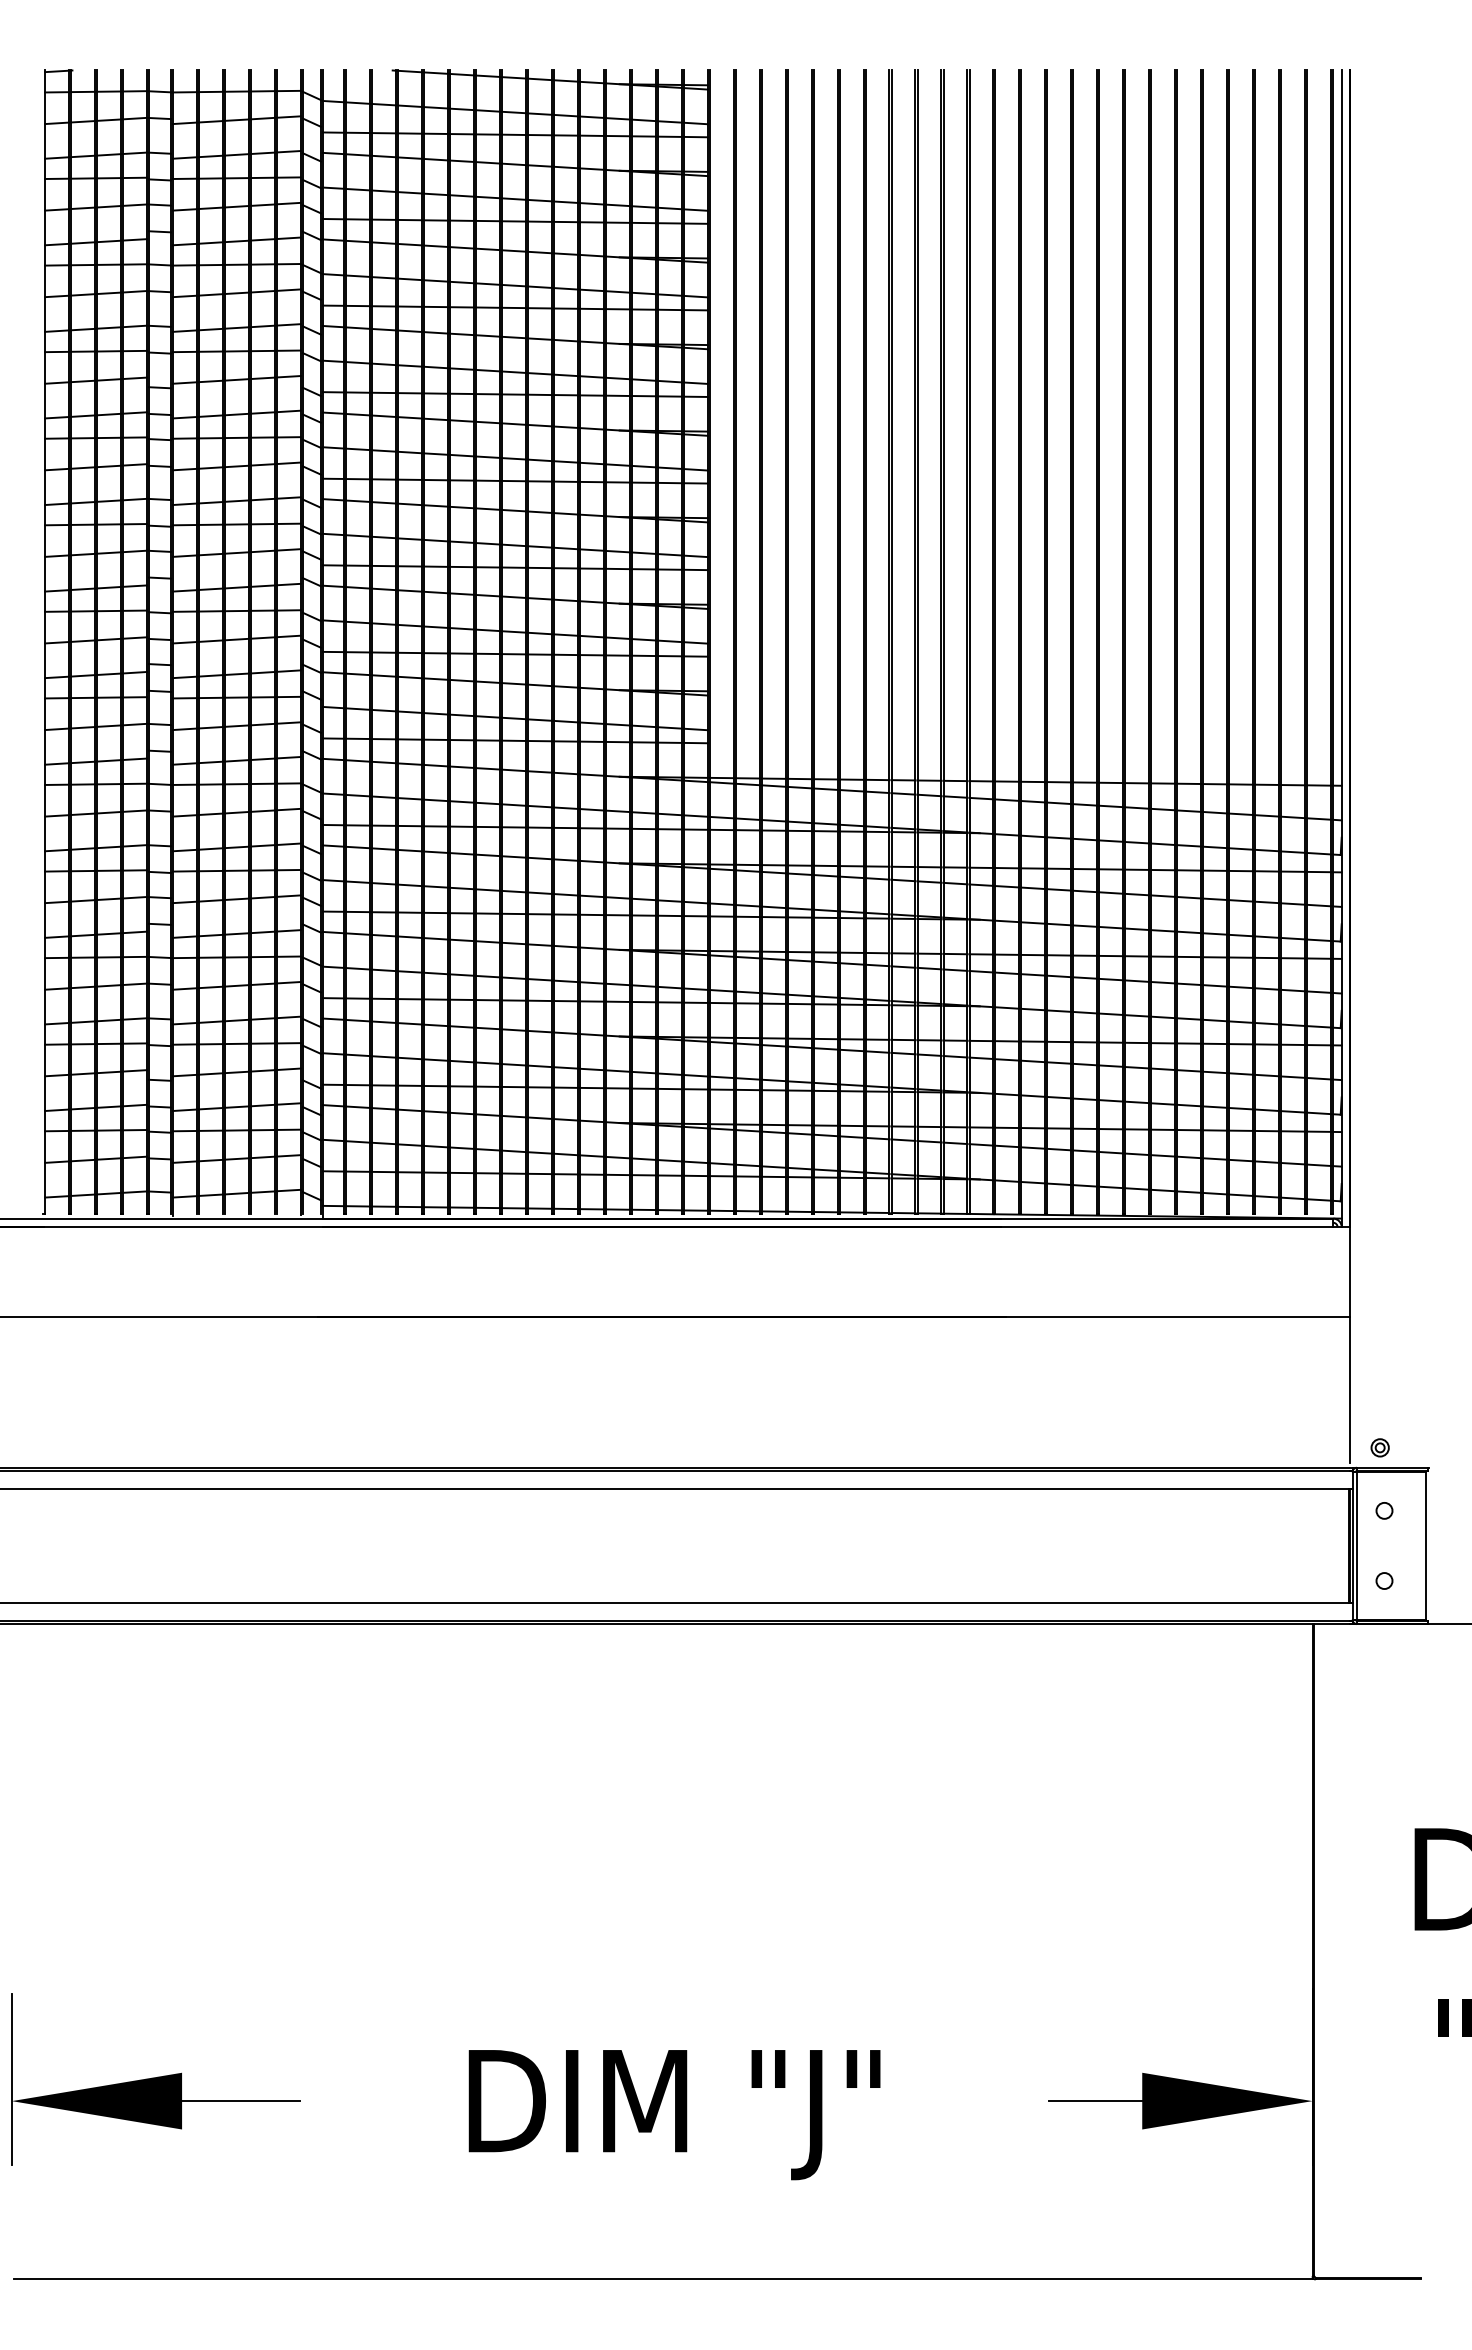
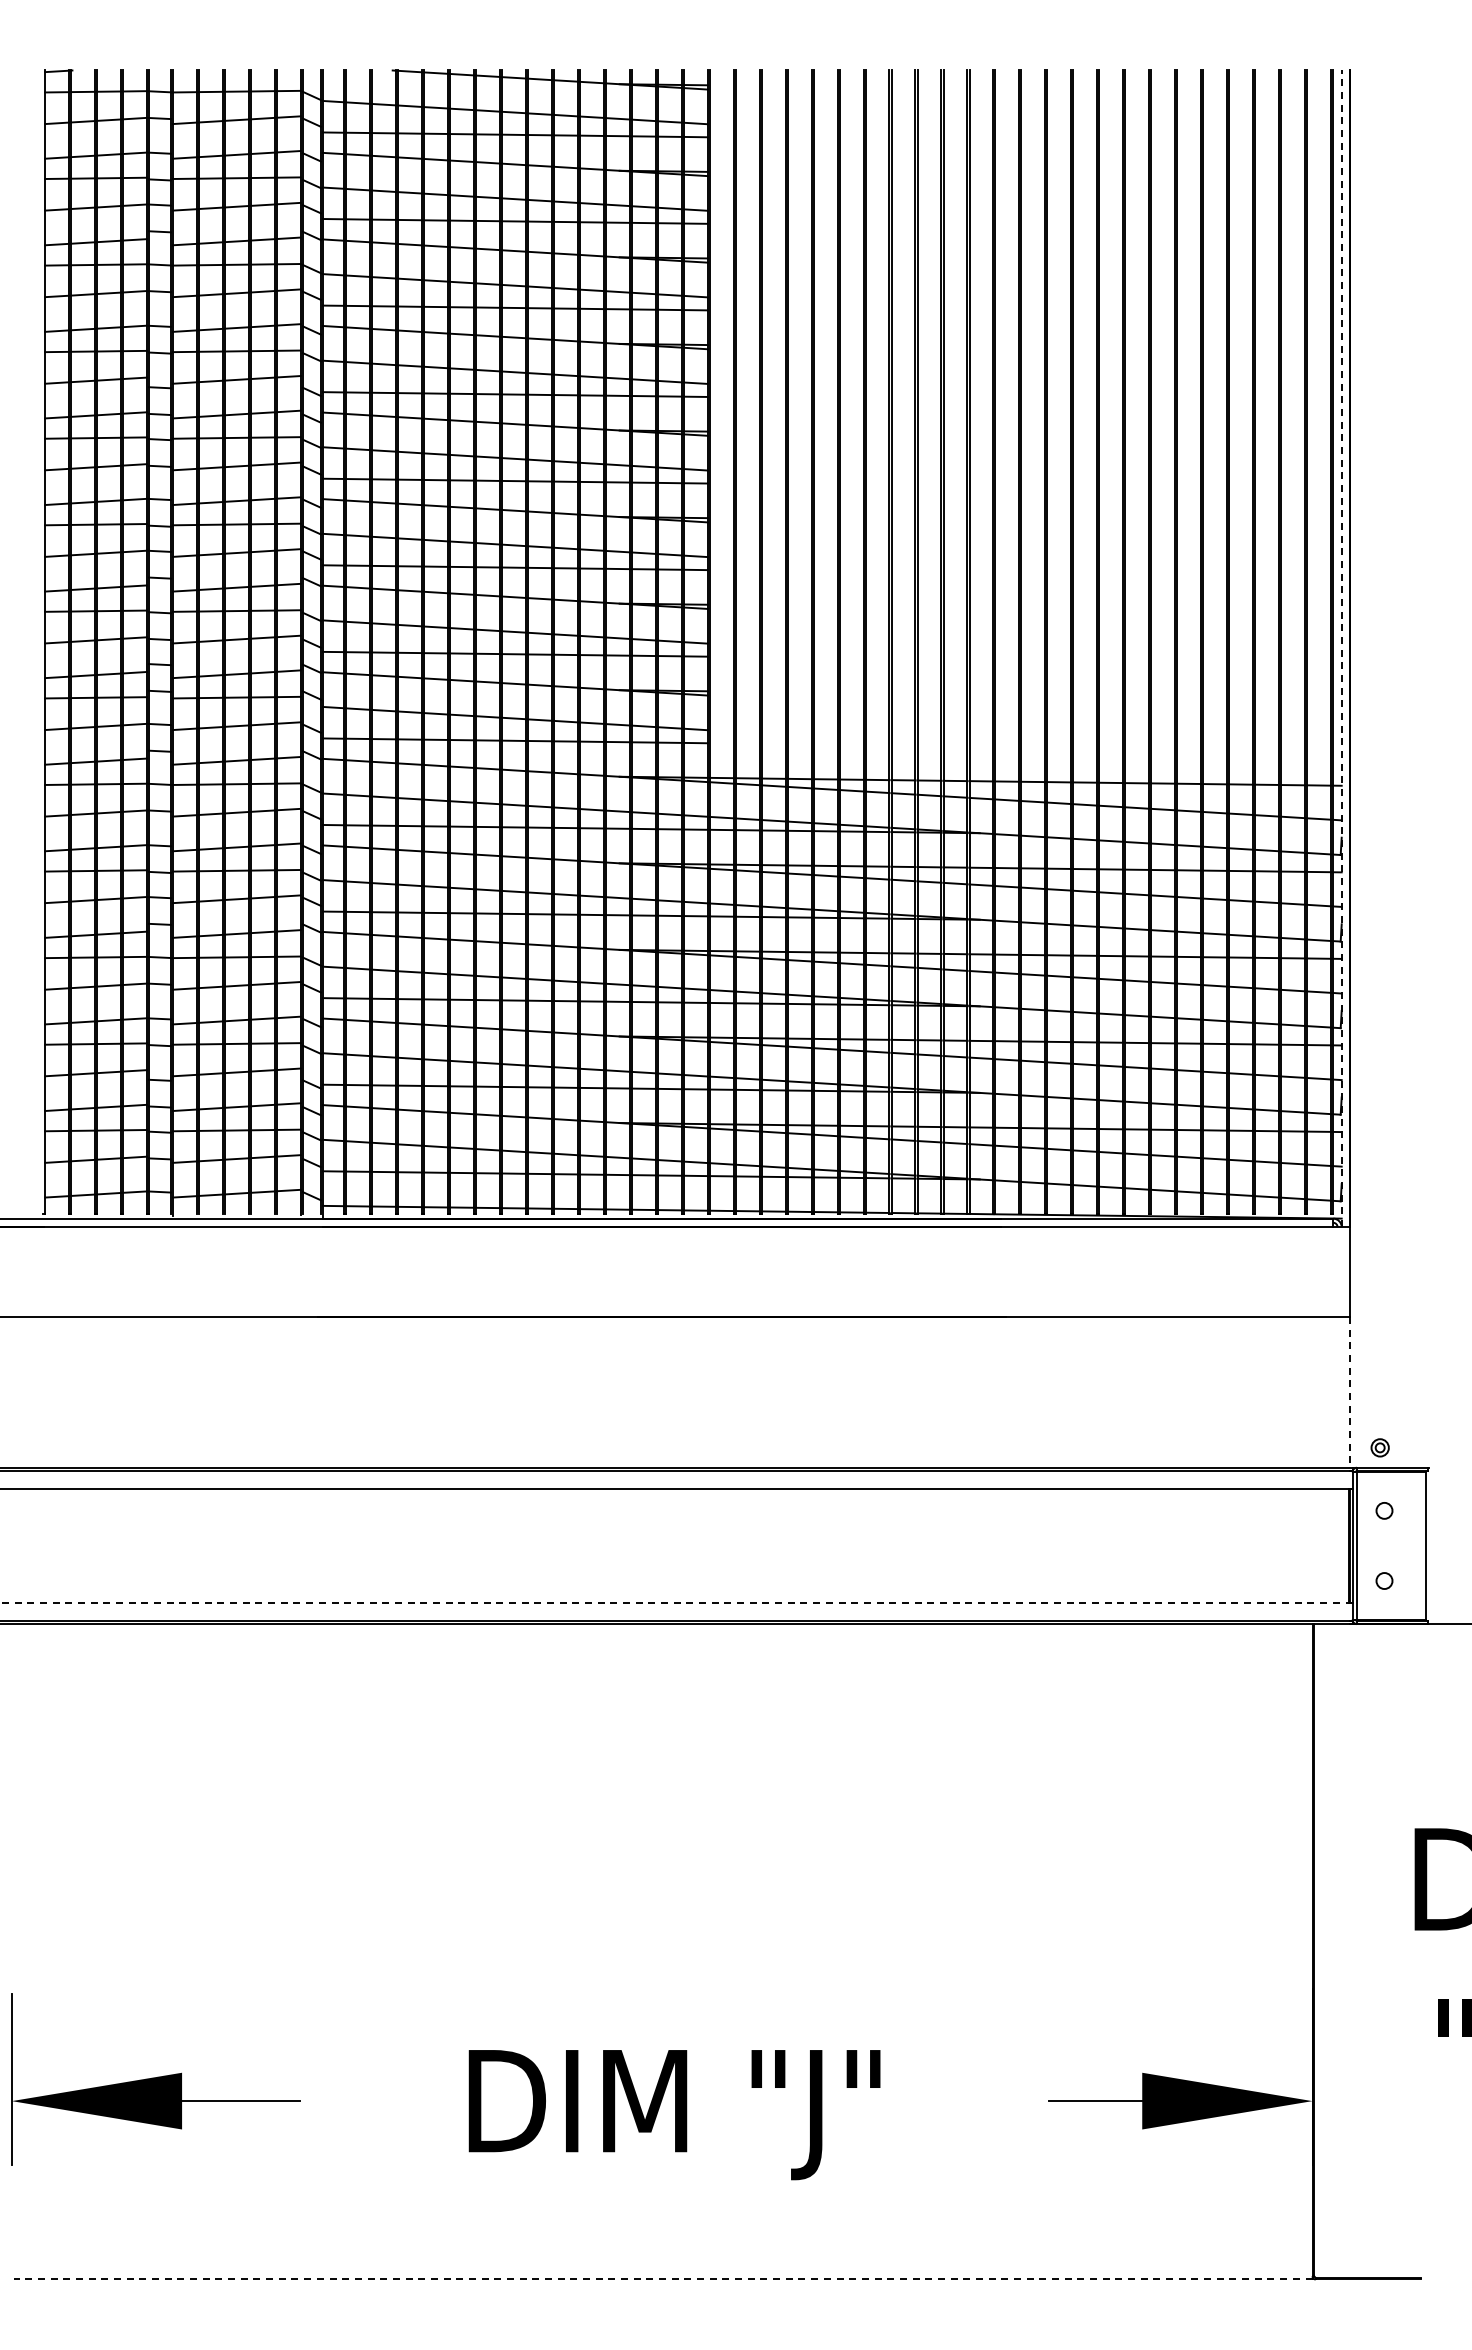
line: solid -> dashed (1341, 648)
line: solid -> dashed (1350, 1389)
line: solid -> dashed (676, 1602)
line: solid -> dashed (662, 2279)
